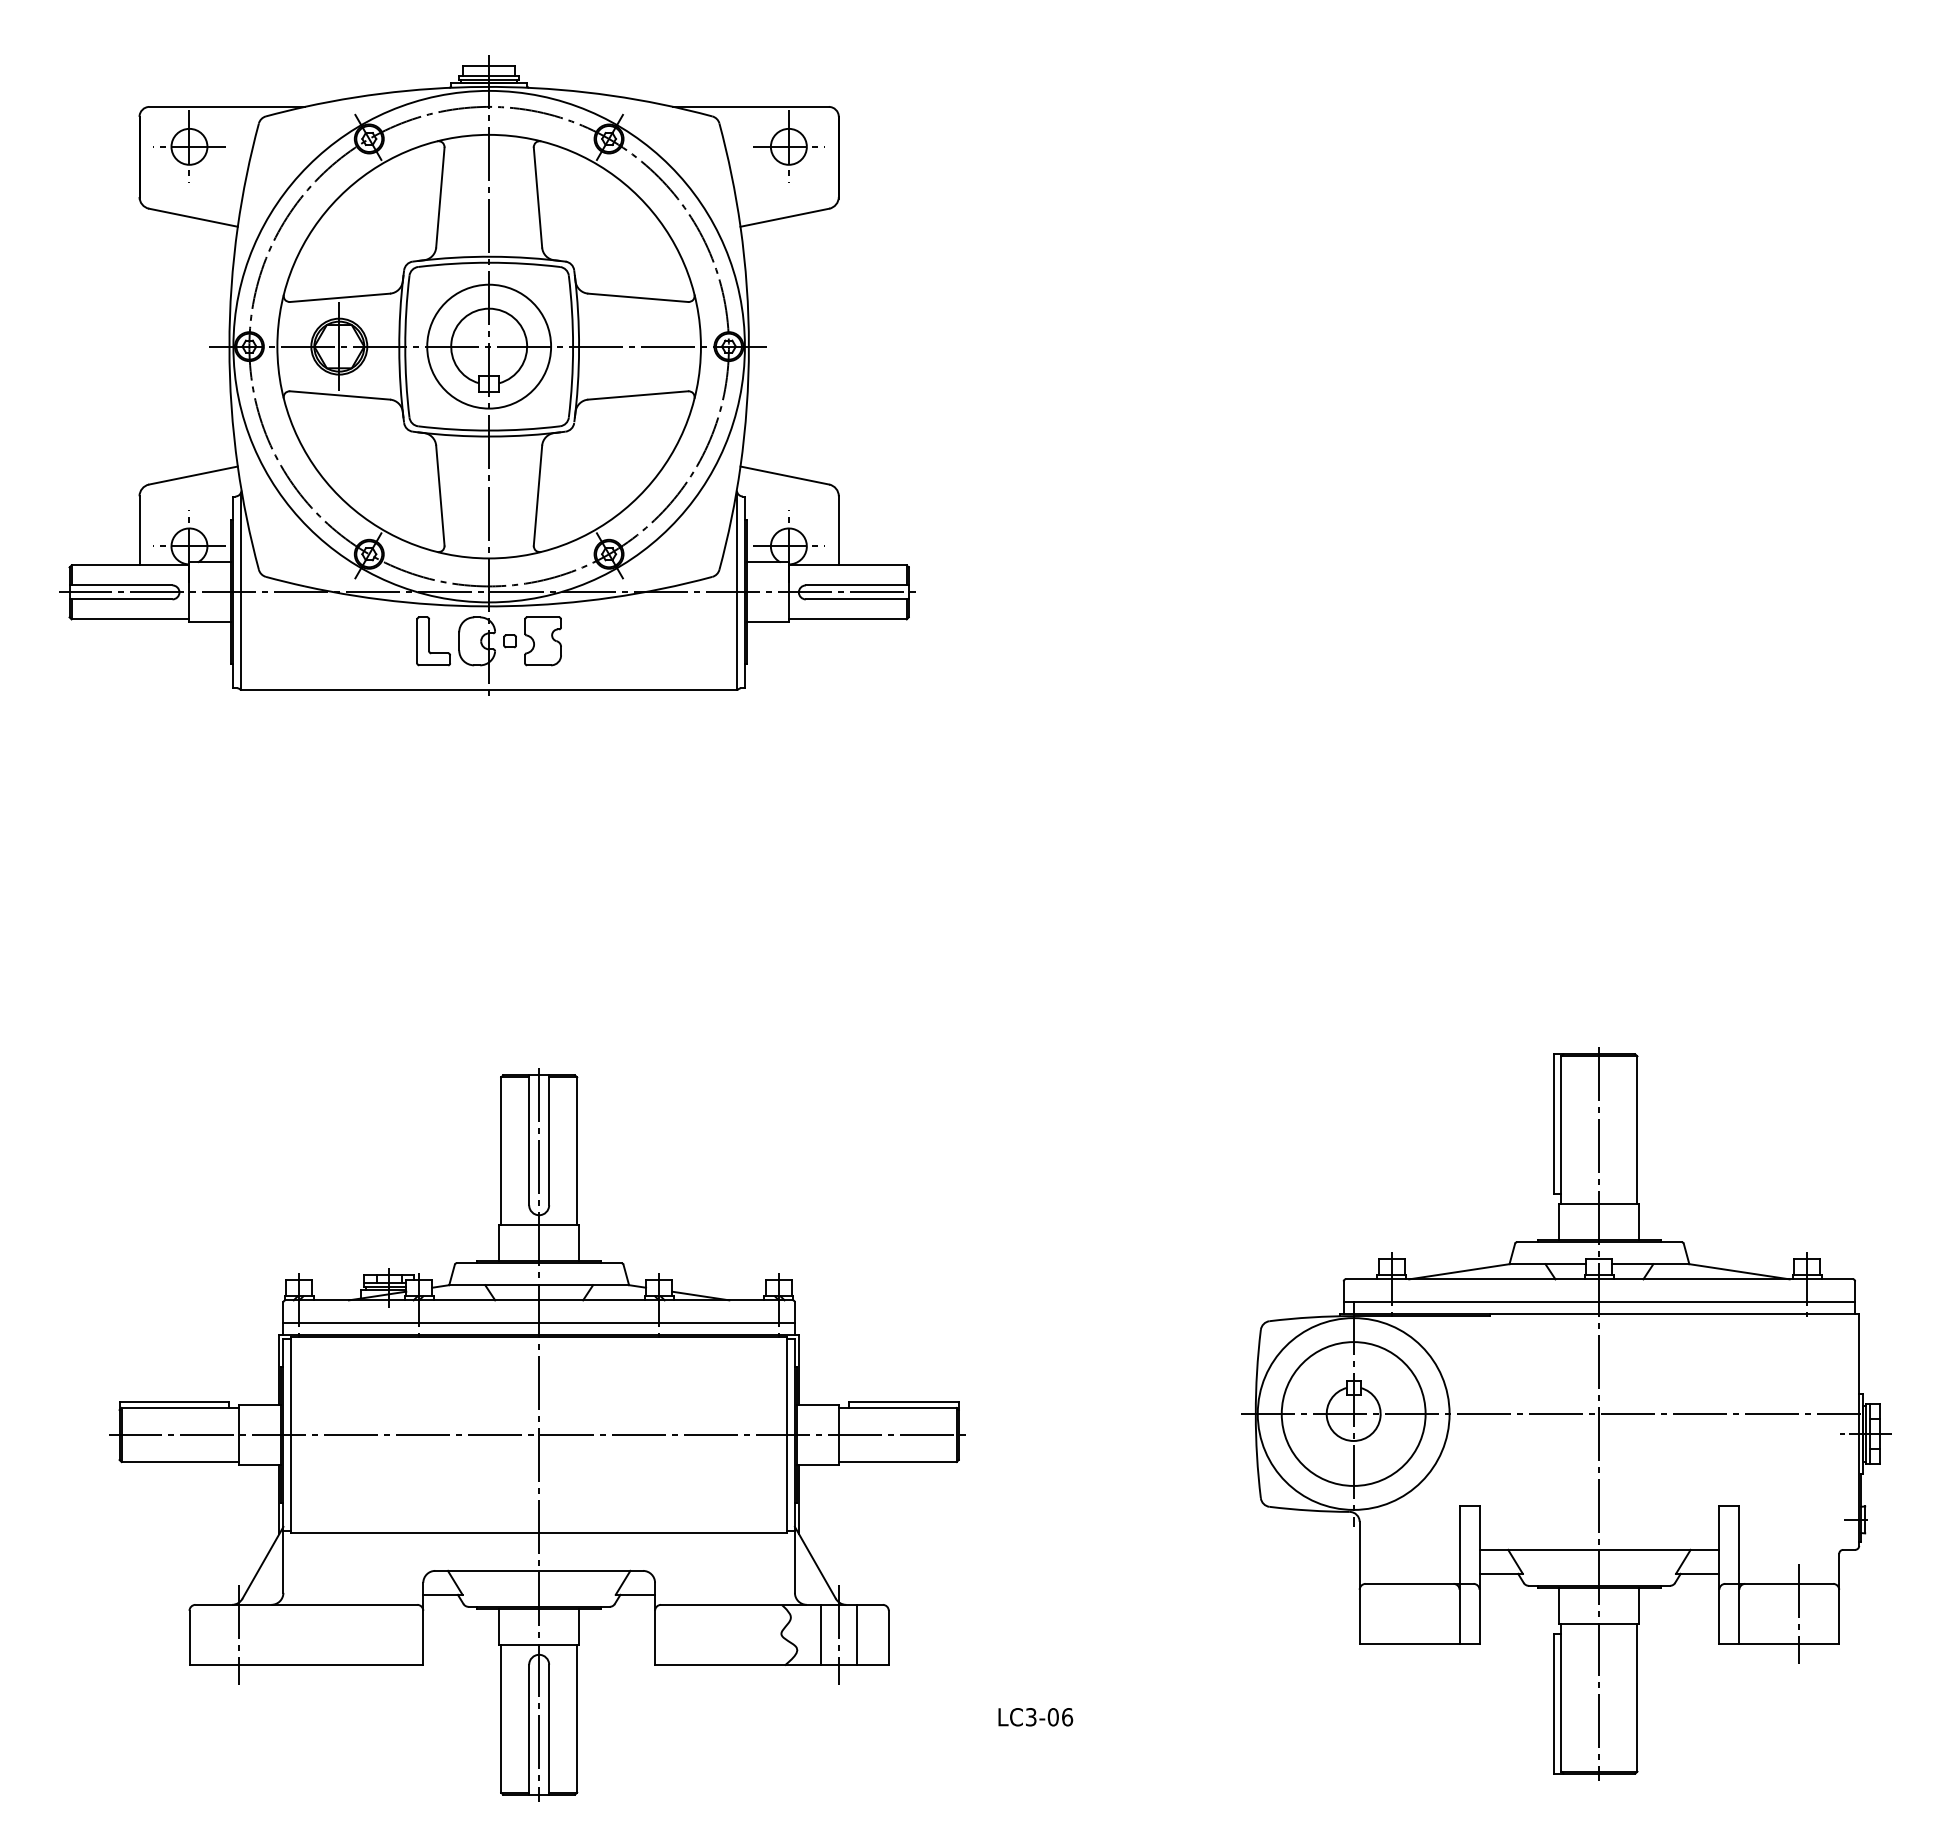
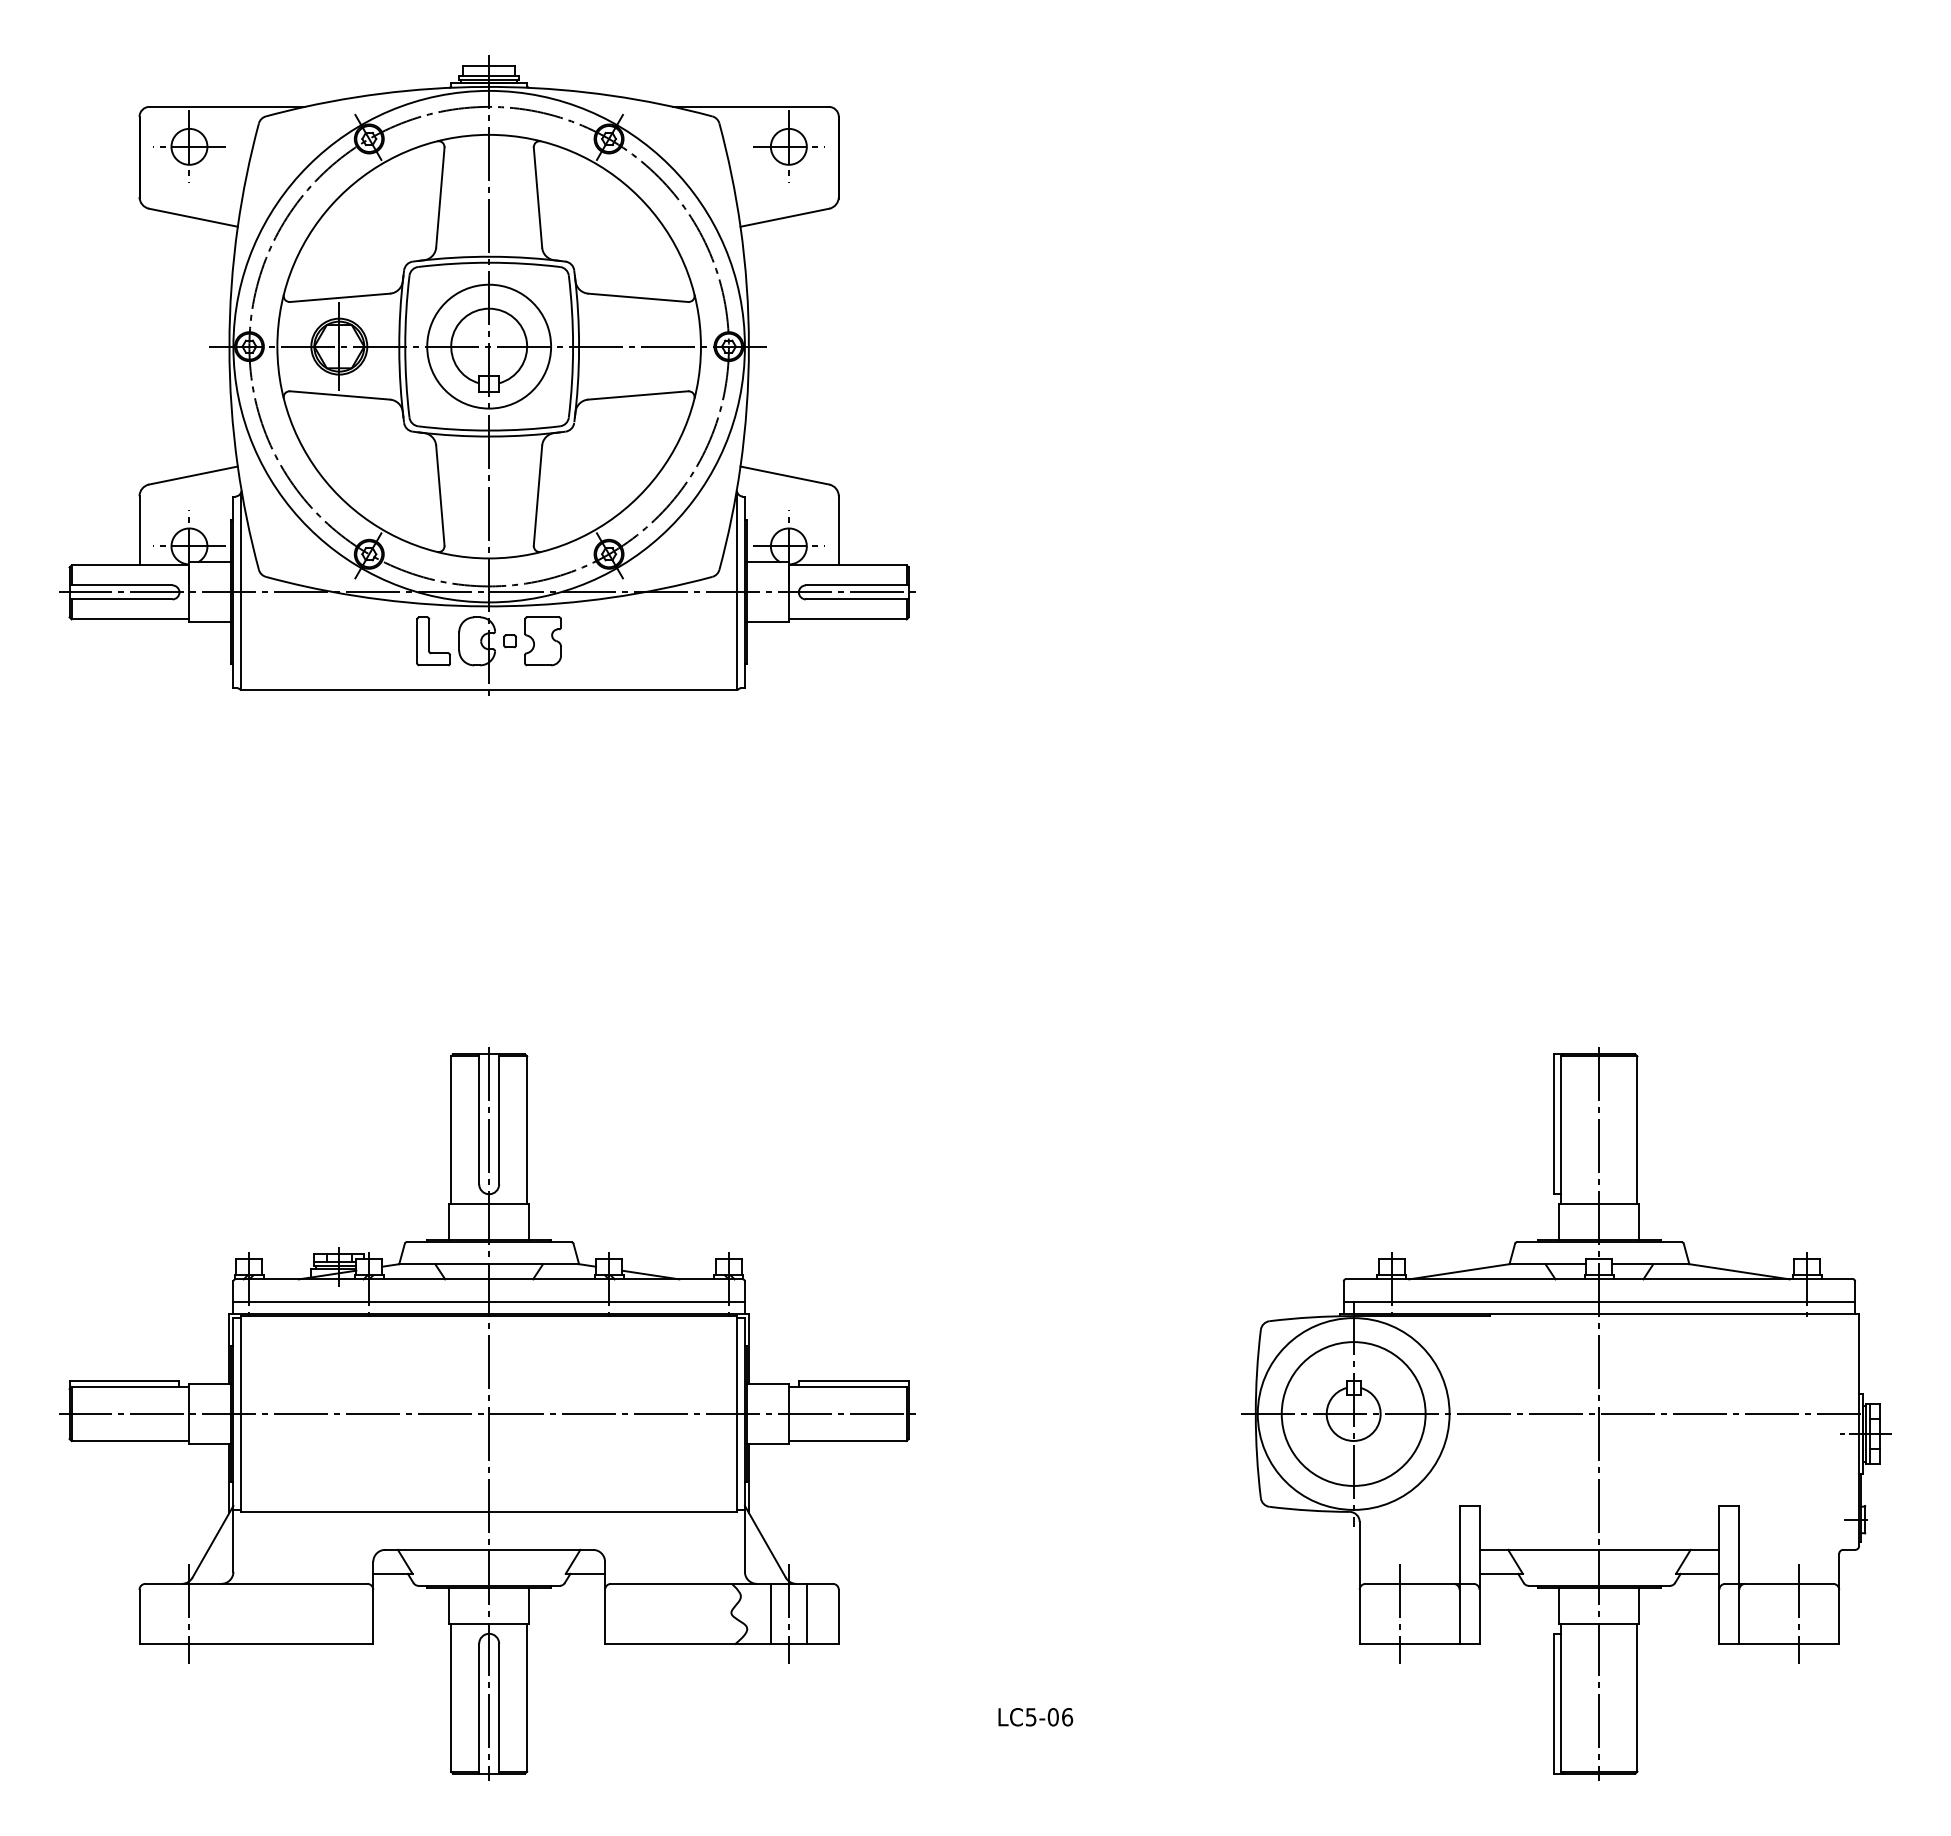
part position: (537, 1434) -> (487, 1413) (487, 1413)
line: none -> present (1399, 1613)
text: LC3-06 -> LC5-06 (1031, 1716)
